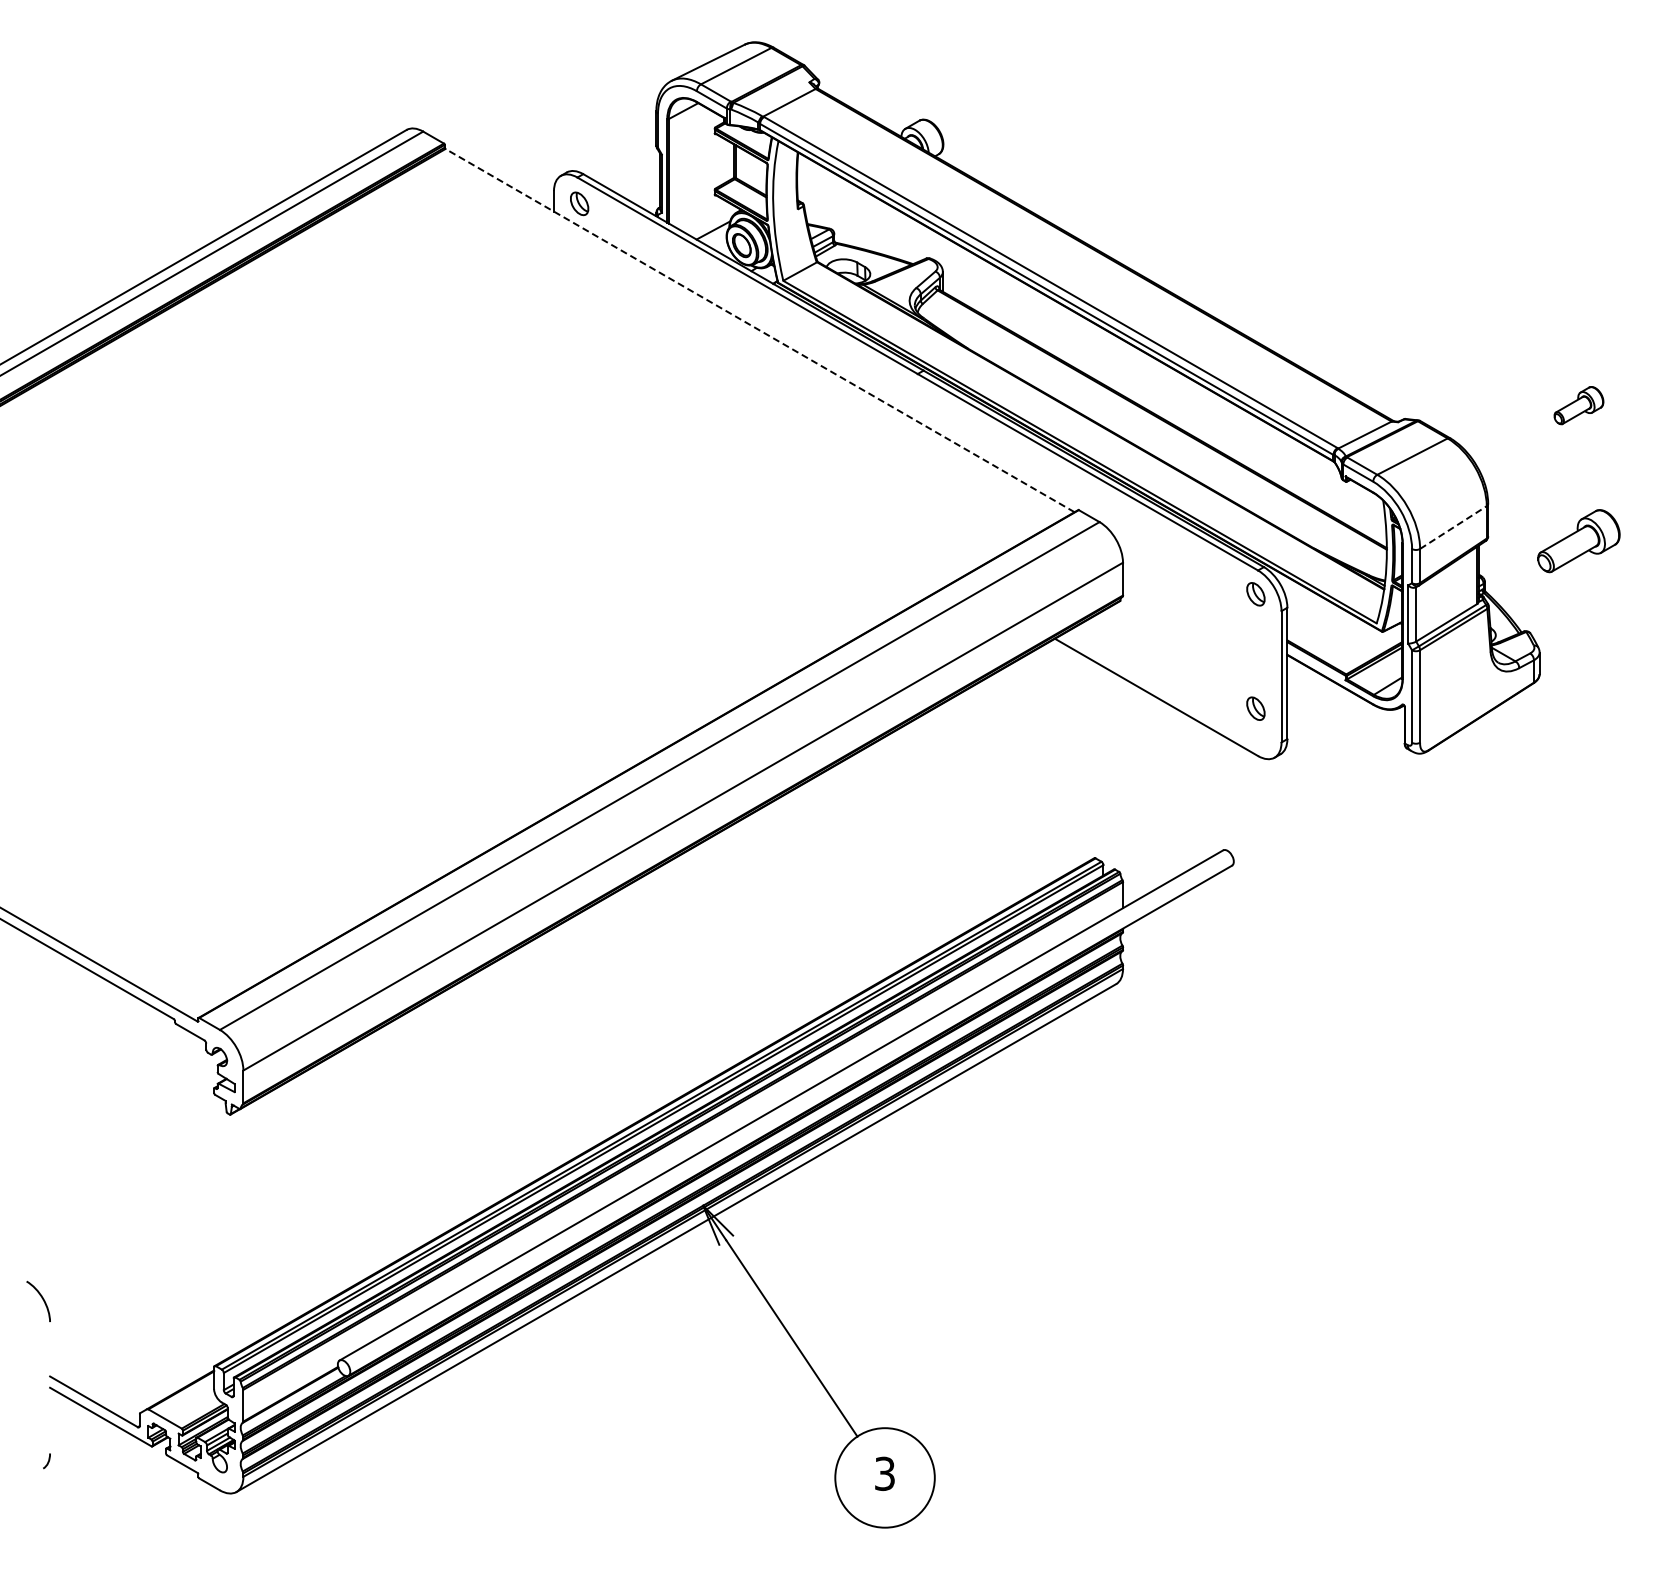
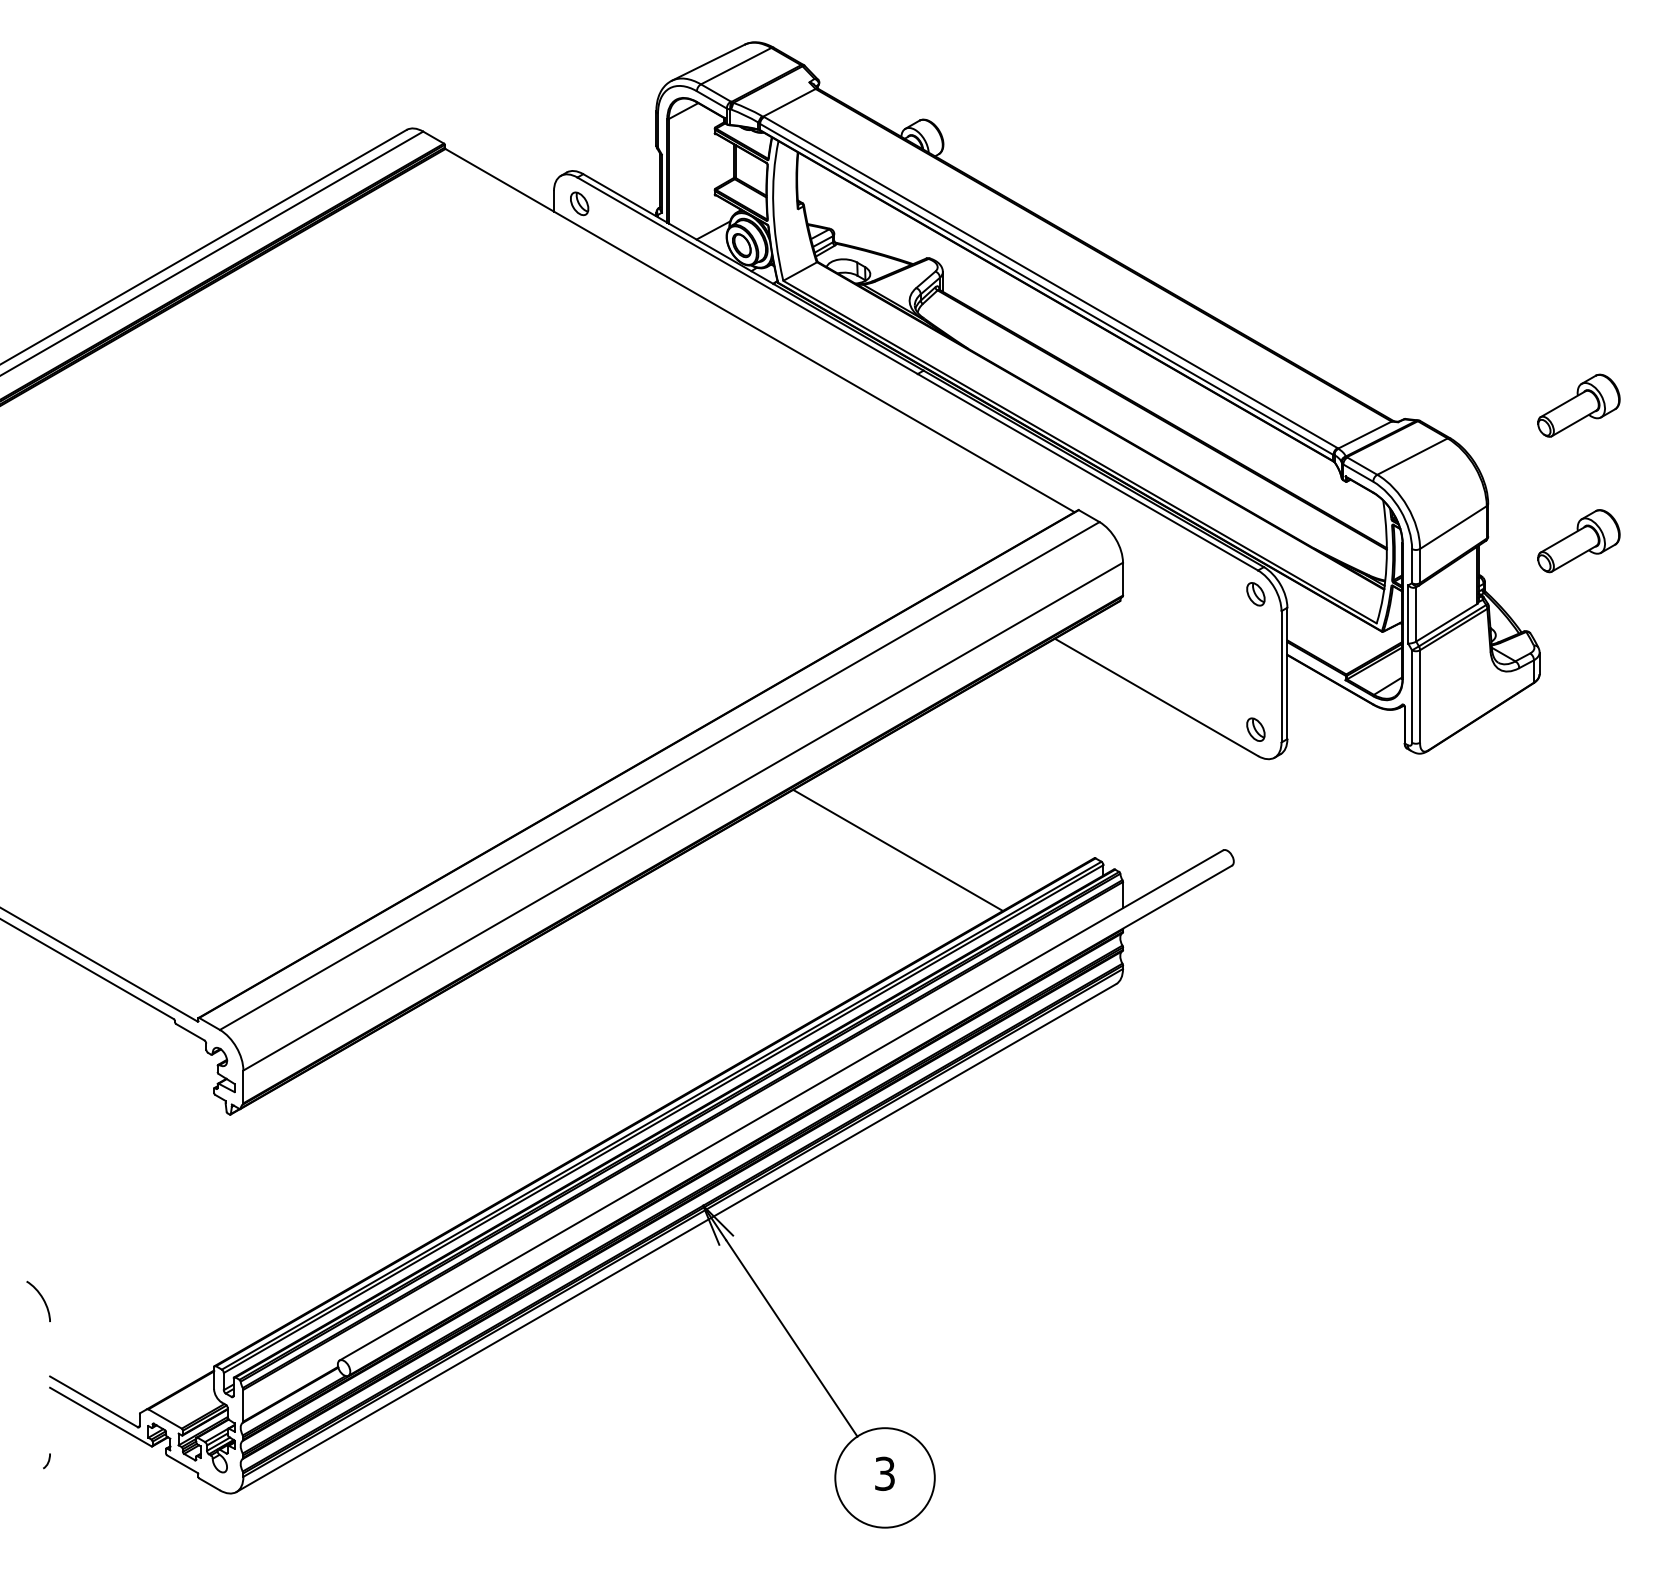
line: dashed -> solid (759, 330)
part size: 52x40 px -> 84x65 px (1578, 405)
line: dashed -> solid (1453, 527)
part position: (1255, 708) -> (1255, 729) (1255, 729)
line: none -> present (897, 849)
